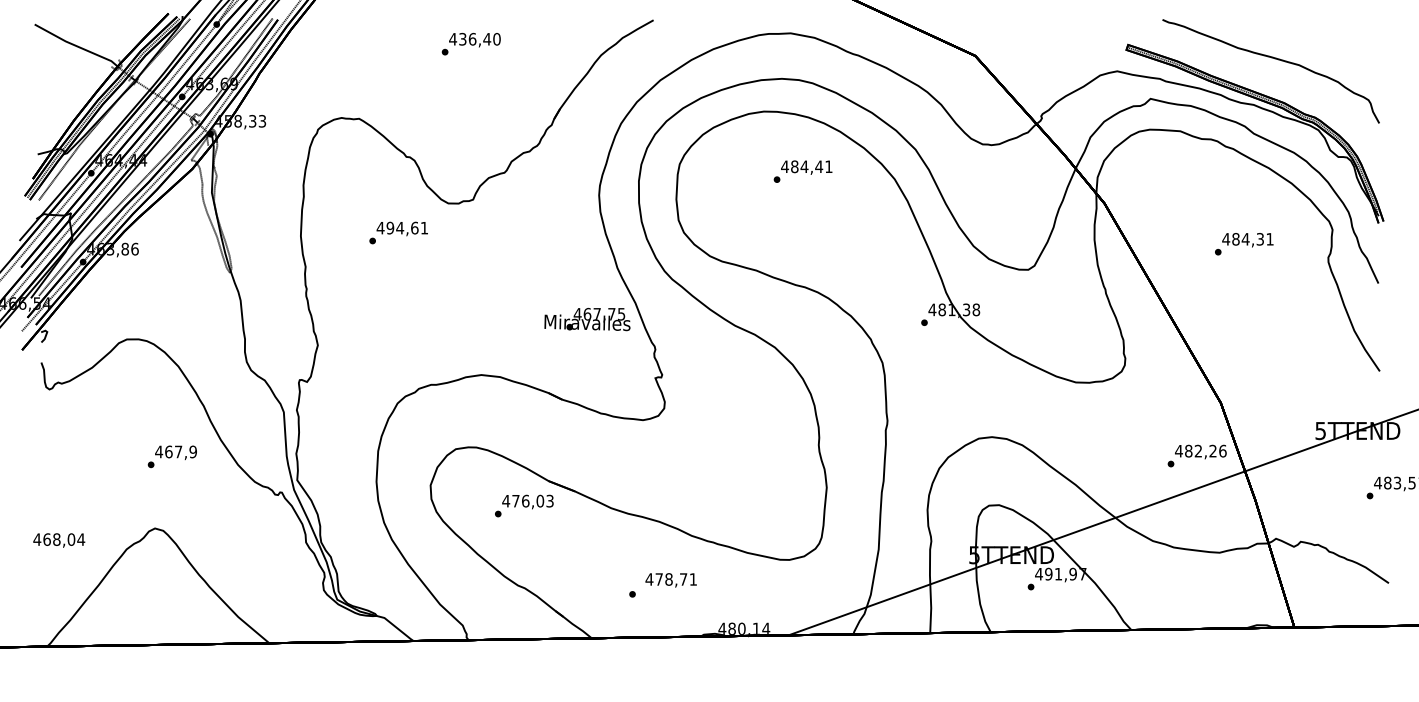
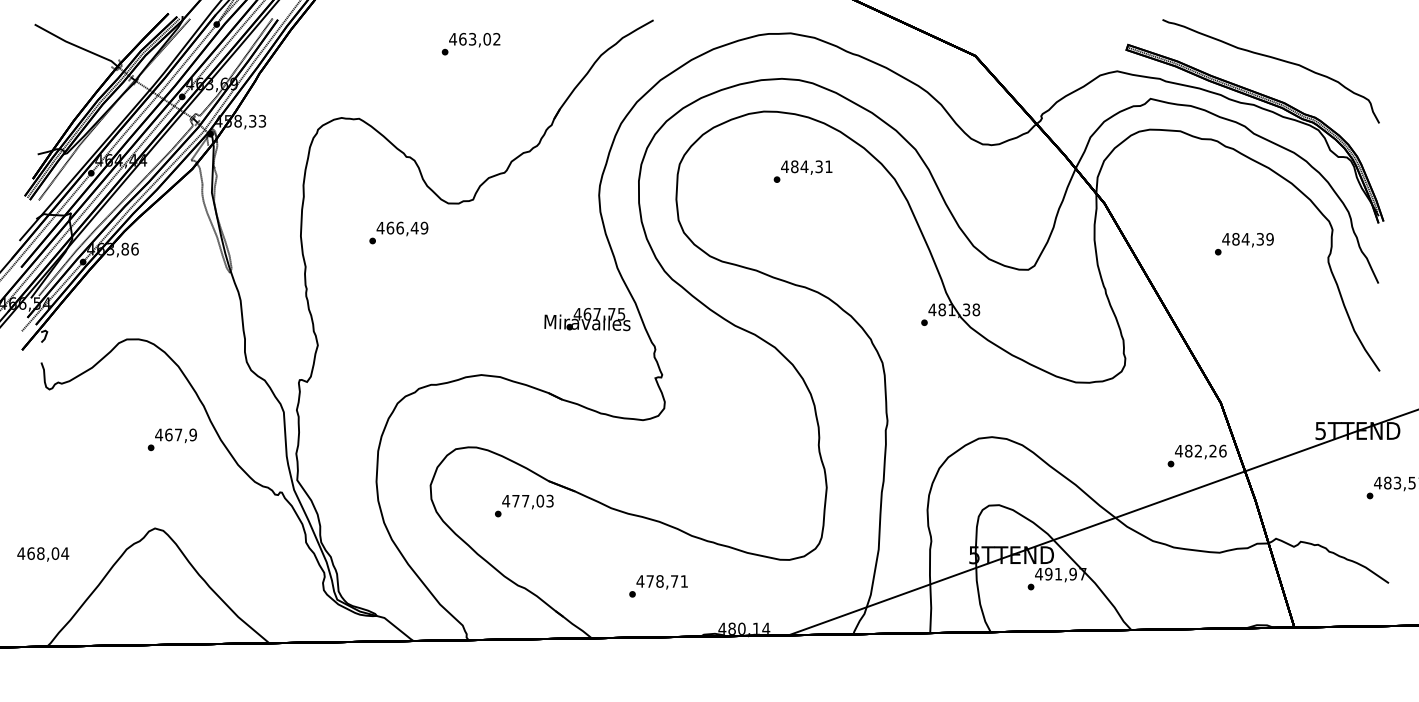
text: 436,40 -> 463,02 (479, 38)
text: 484,41 -> 484,31 (819, 166)
text: 494,61 -> 466,49 (407, 227)
text: 484,31 -> 484,39 (1269, 239)
text position: (171, 456) -> (171, 439) (171, 439)
text: 476,03 -> 477,03 (525, 500)
text position: (59, 540) -> (43, 554) (43, 554)
text position: (670, 580) -> (661, 582) (661, 582)
